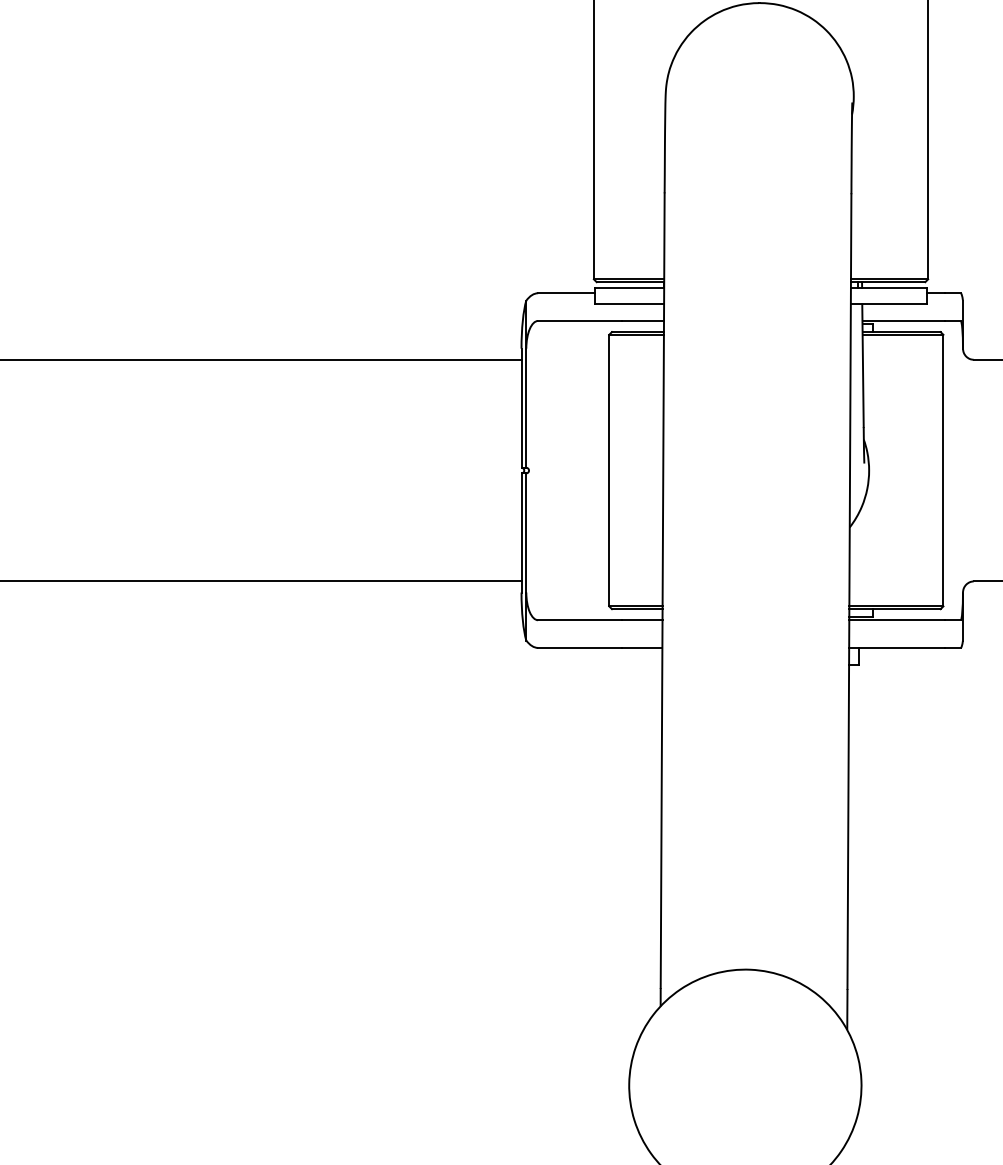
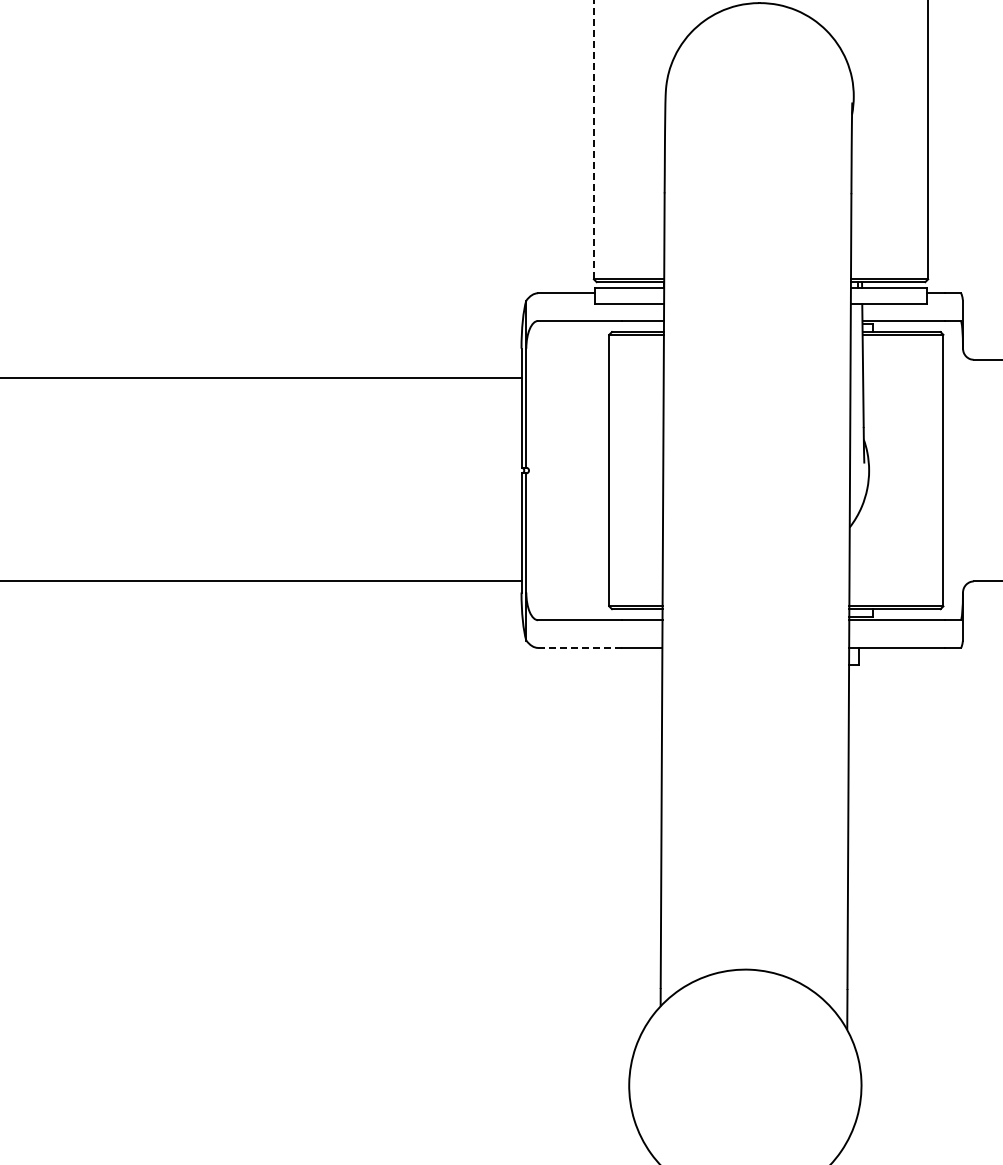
line: solid -> dashed (593, 139)
line position: (261, 359) -> (261, 377) (261, 377)
line: solid -> dashed (579, 647)
